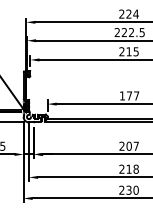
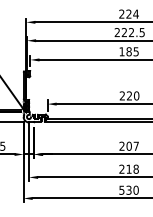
text: 215 -> 185 (125, 51)
text: 177 -> 220 (129, 95)
text: 230 -> 530 (121, 189)
